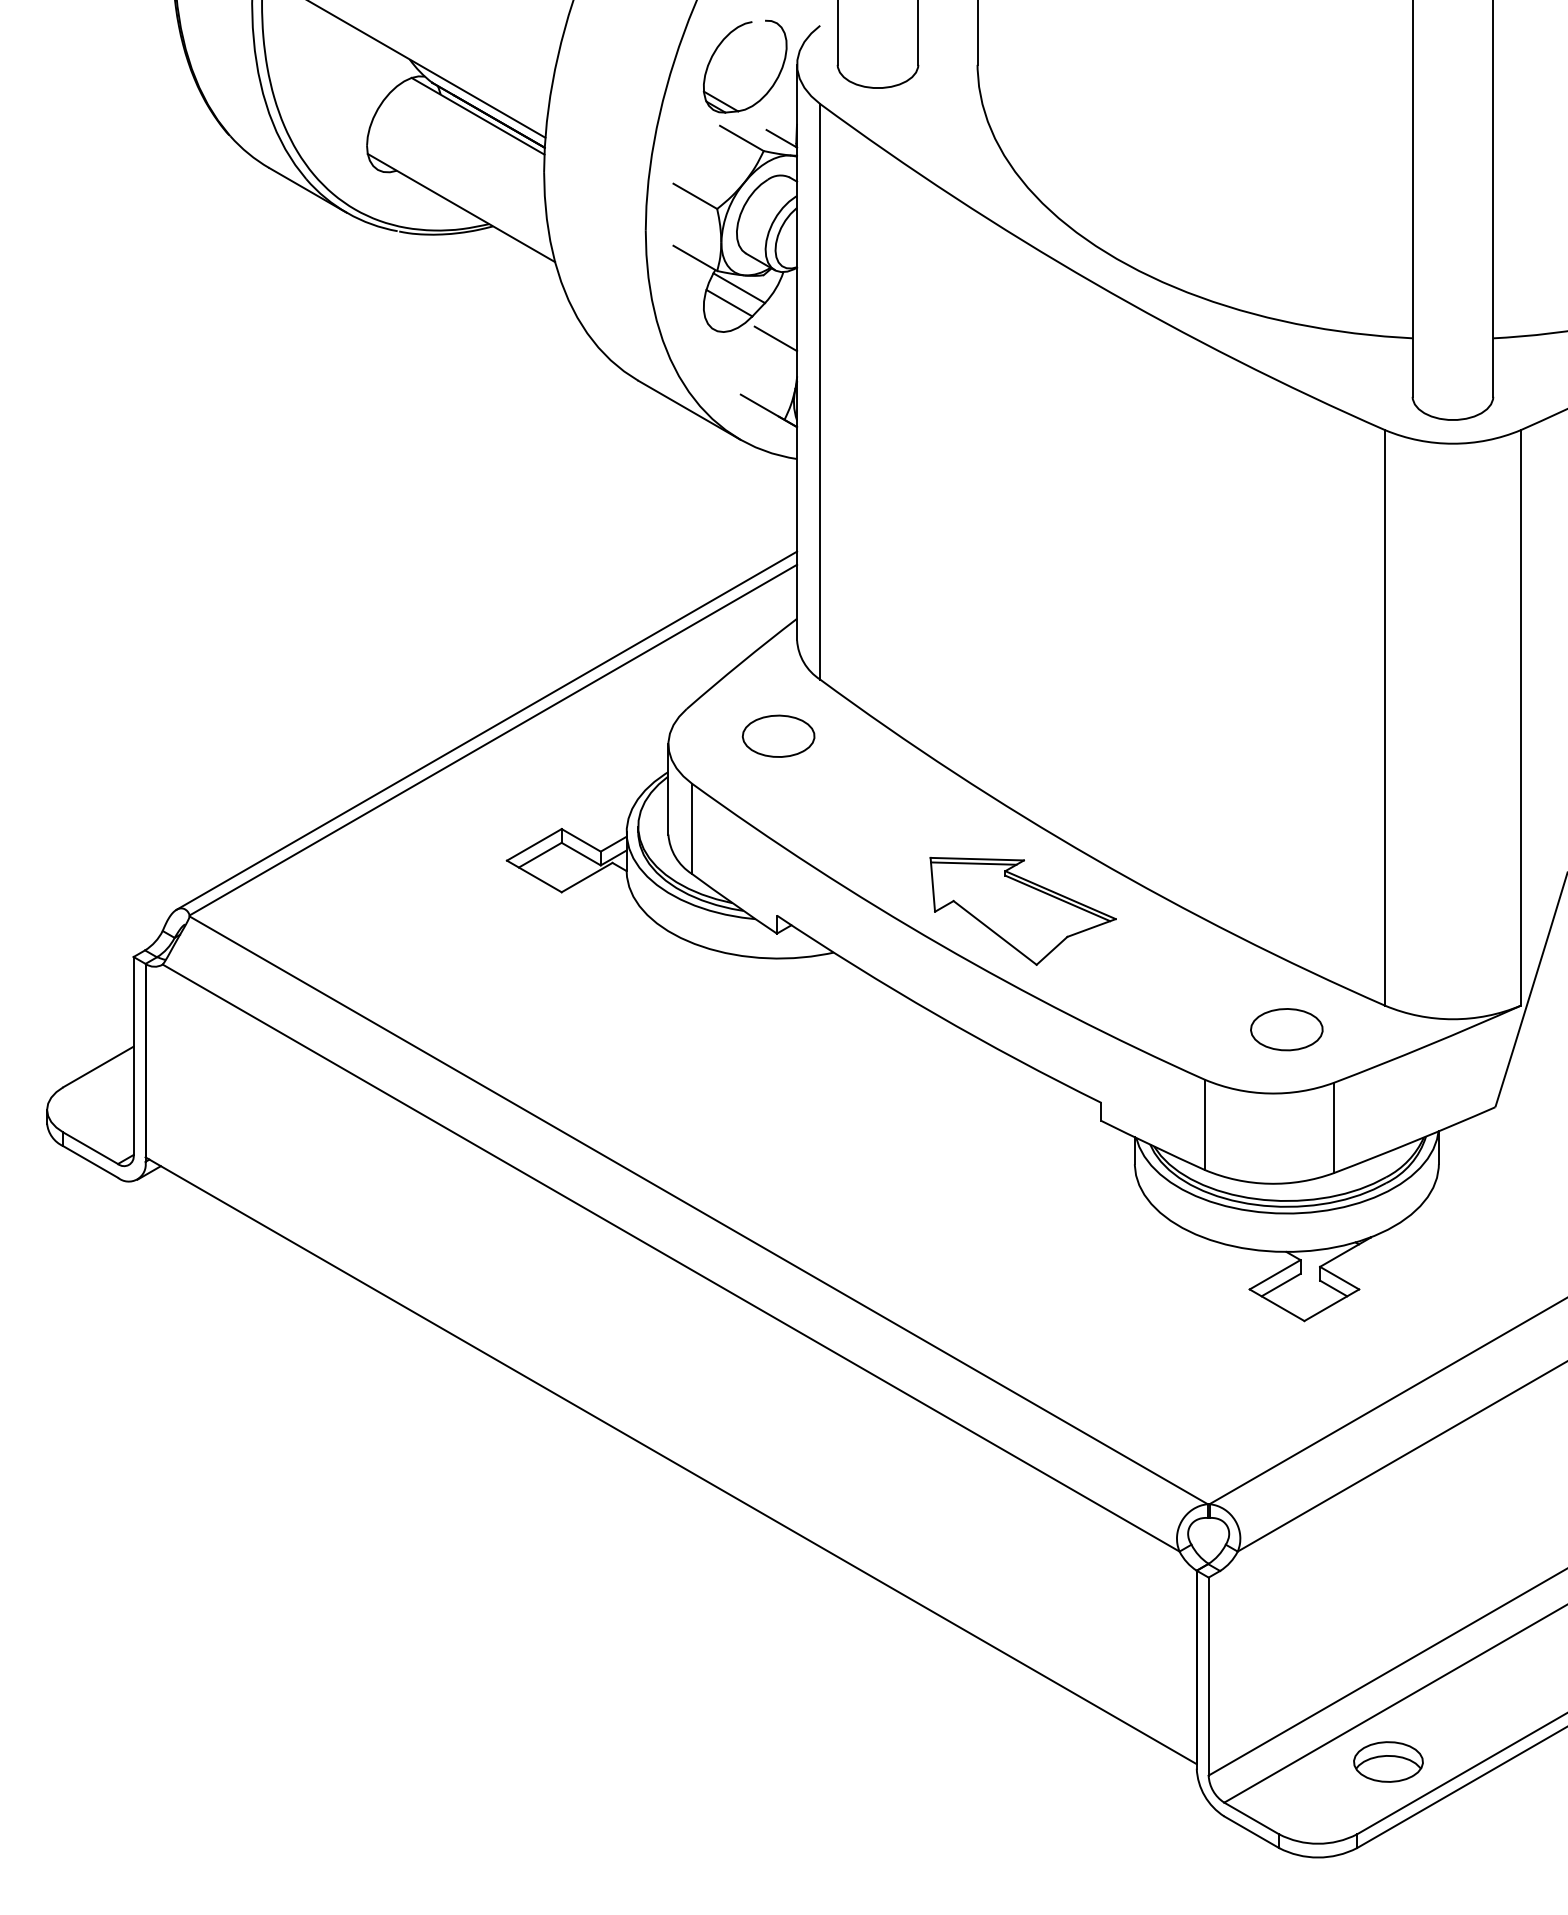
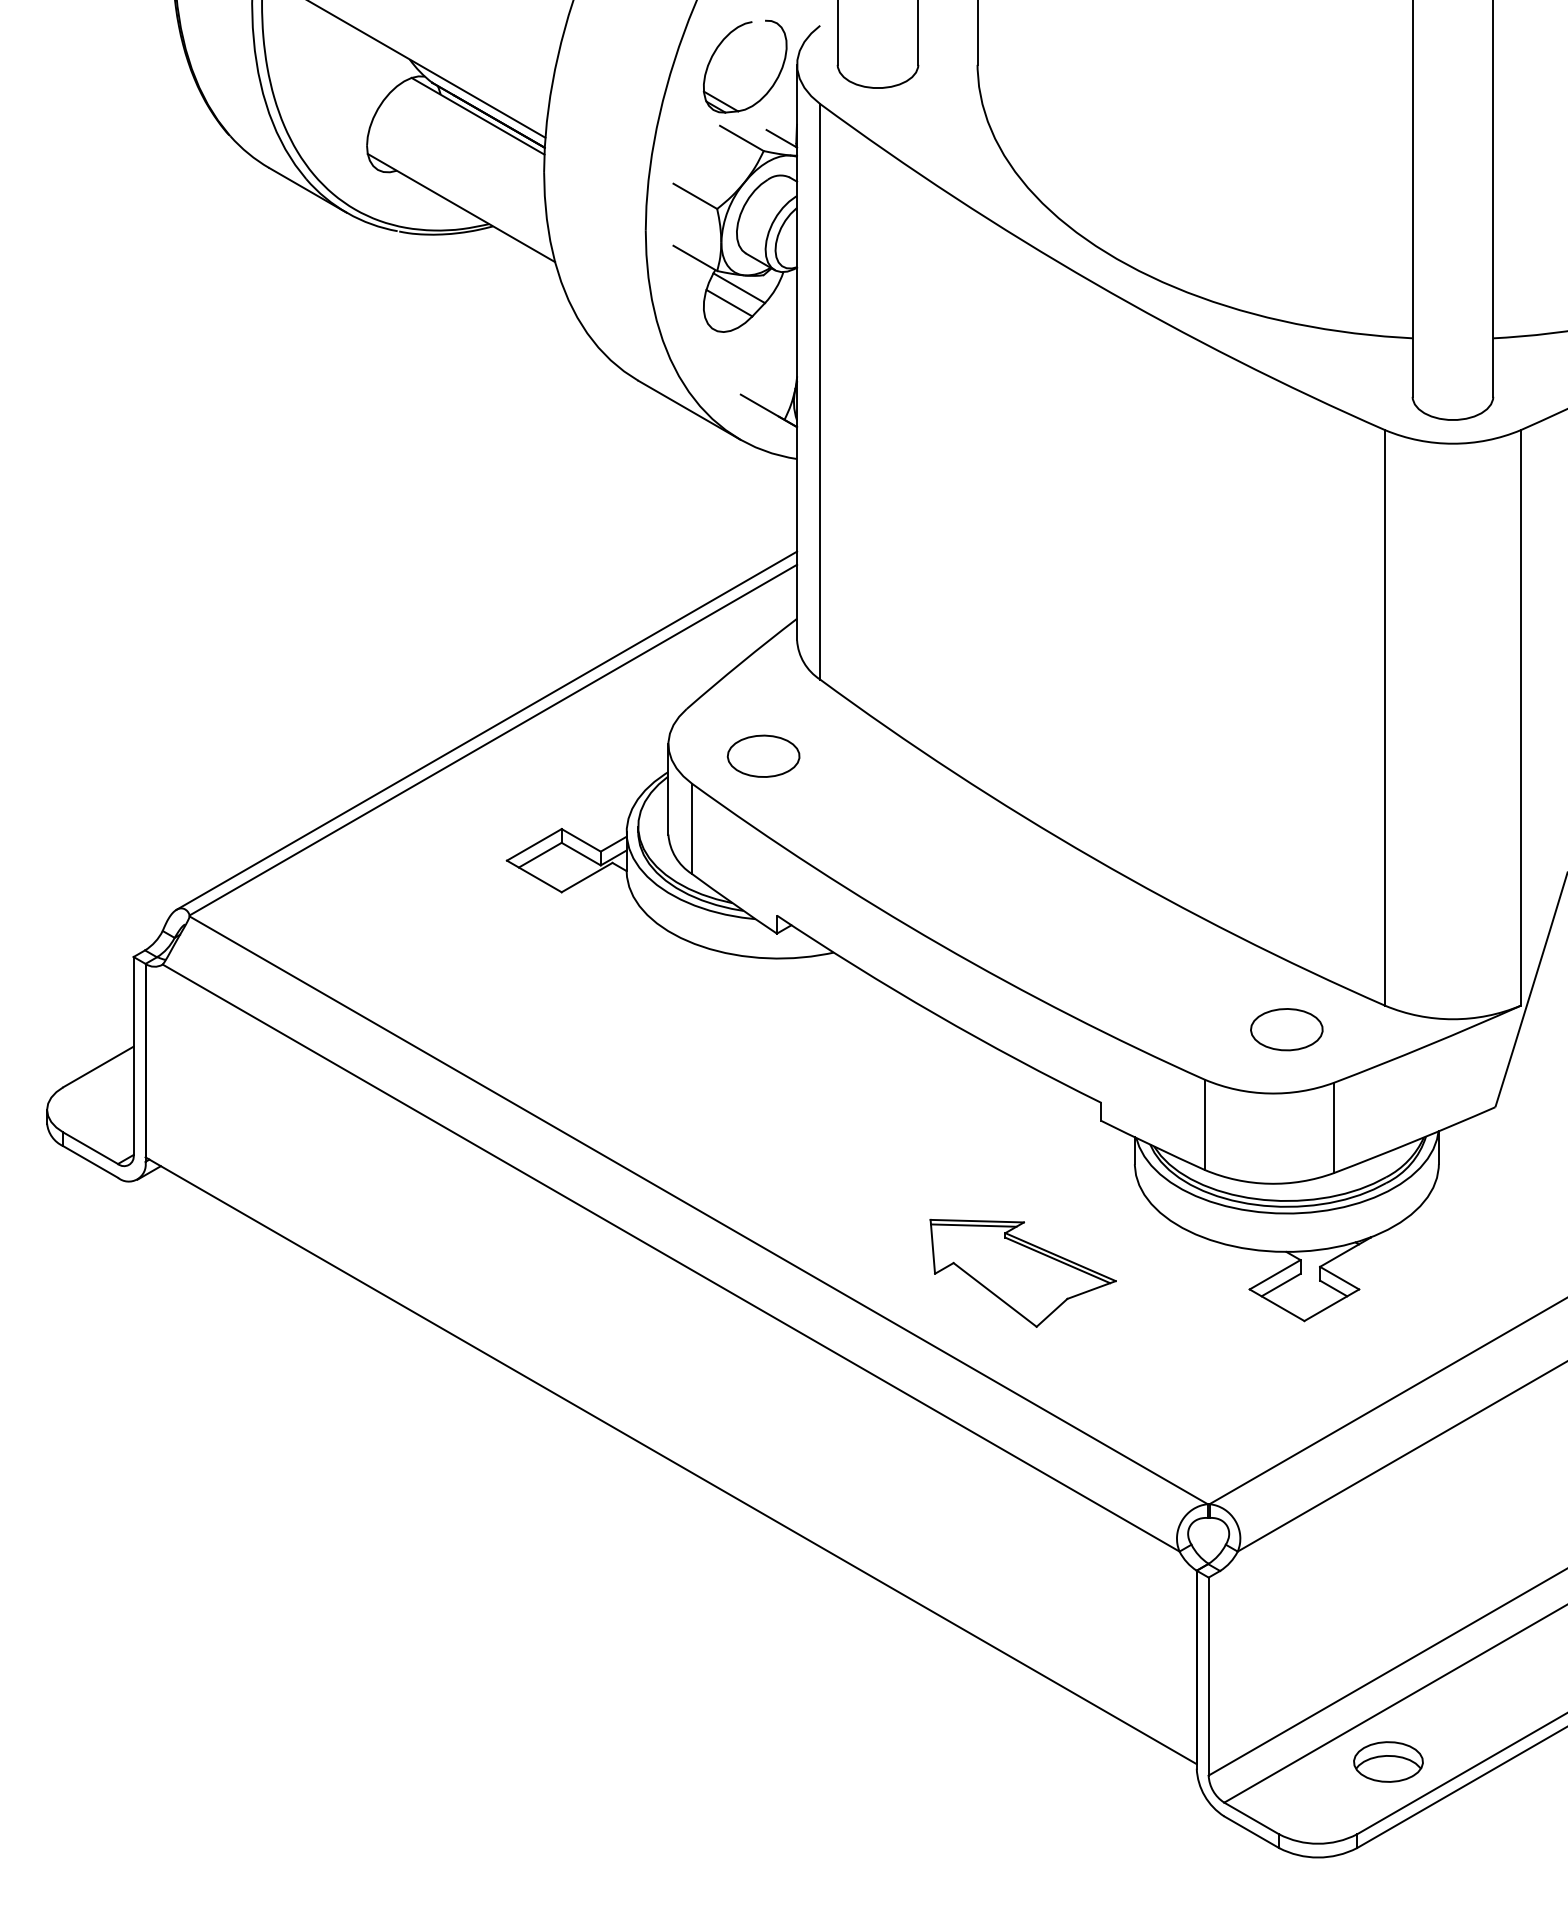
line: present -> none (775, 338)
part position: (778, 735) -> (763, 755) (763, 755)
part position: (1022, 911) -> (1022, 1273) (1022, 1273)
